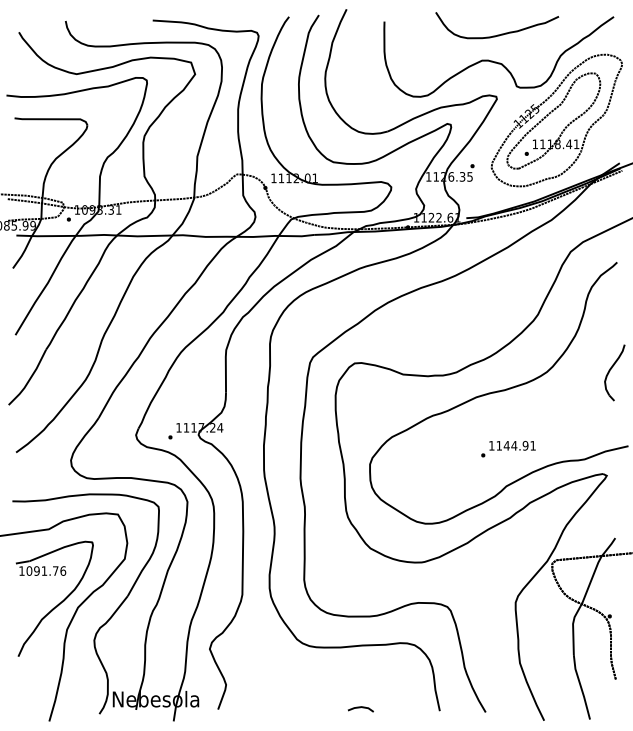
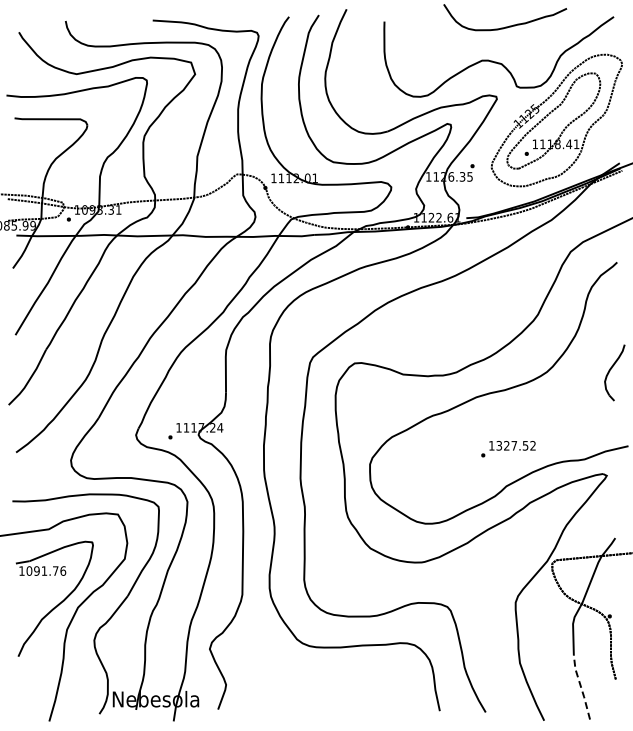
curve position: (501, 33) -> (509, 25) (509, 25)
text: 1144.91 -> 1327.52 (515, 445)
line: solid -> dashed (580, 686)
line: present -> none (360, 708)
